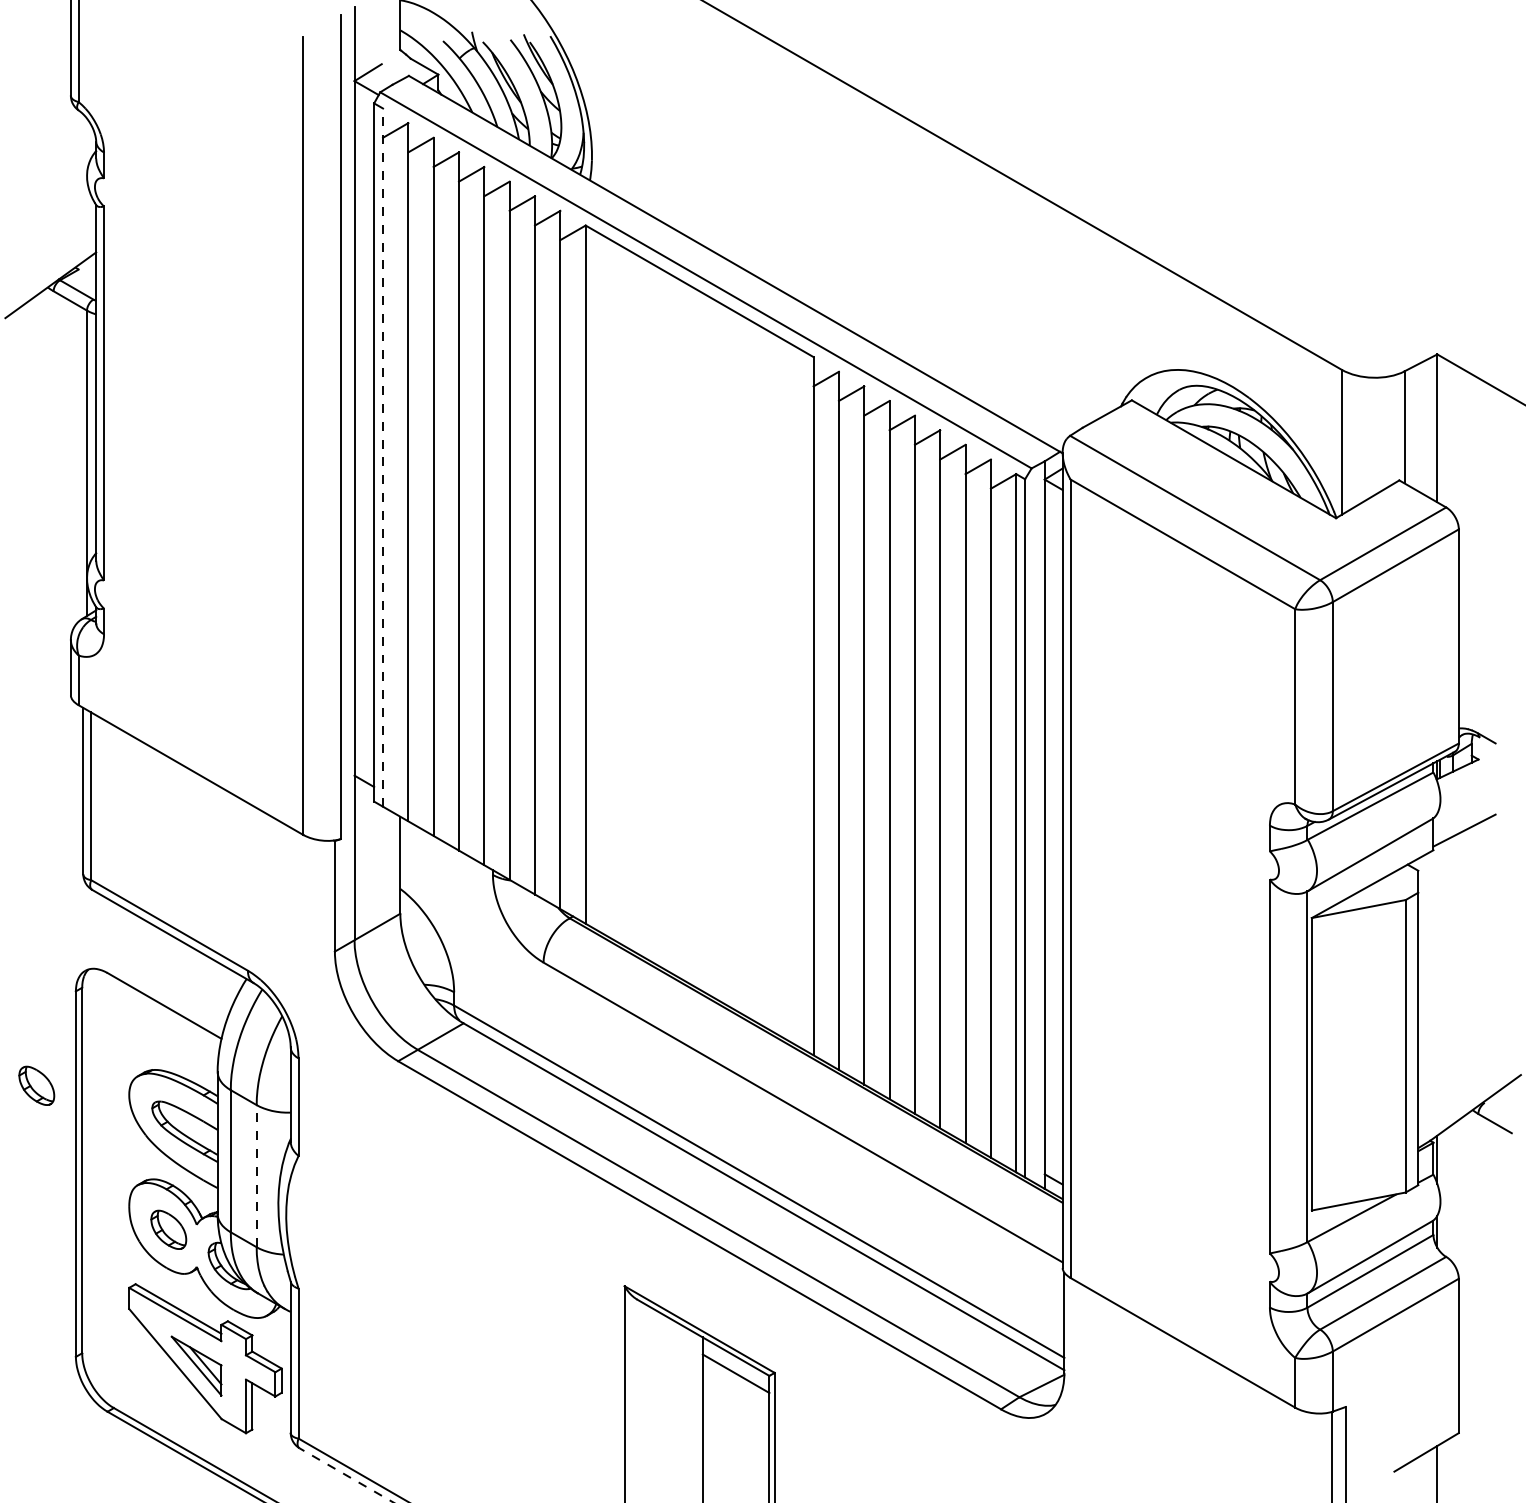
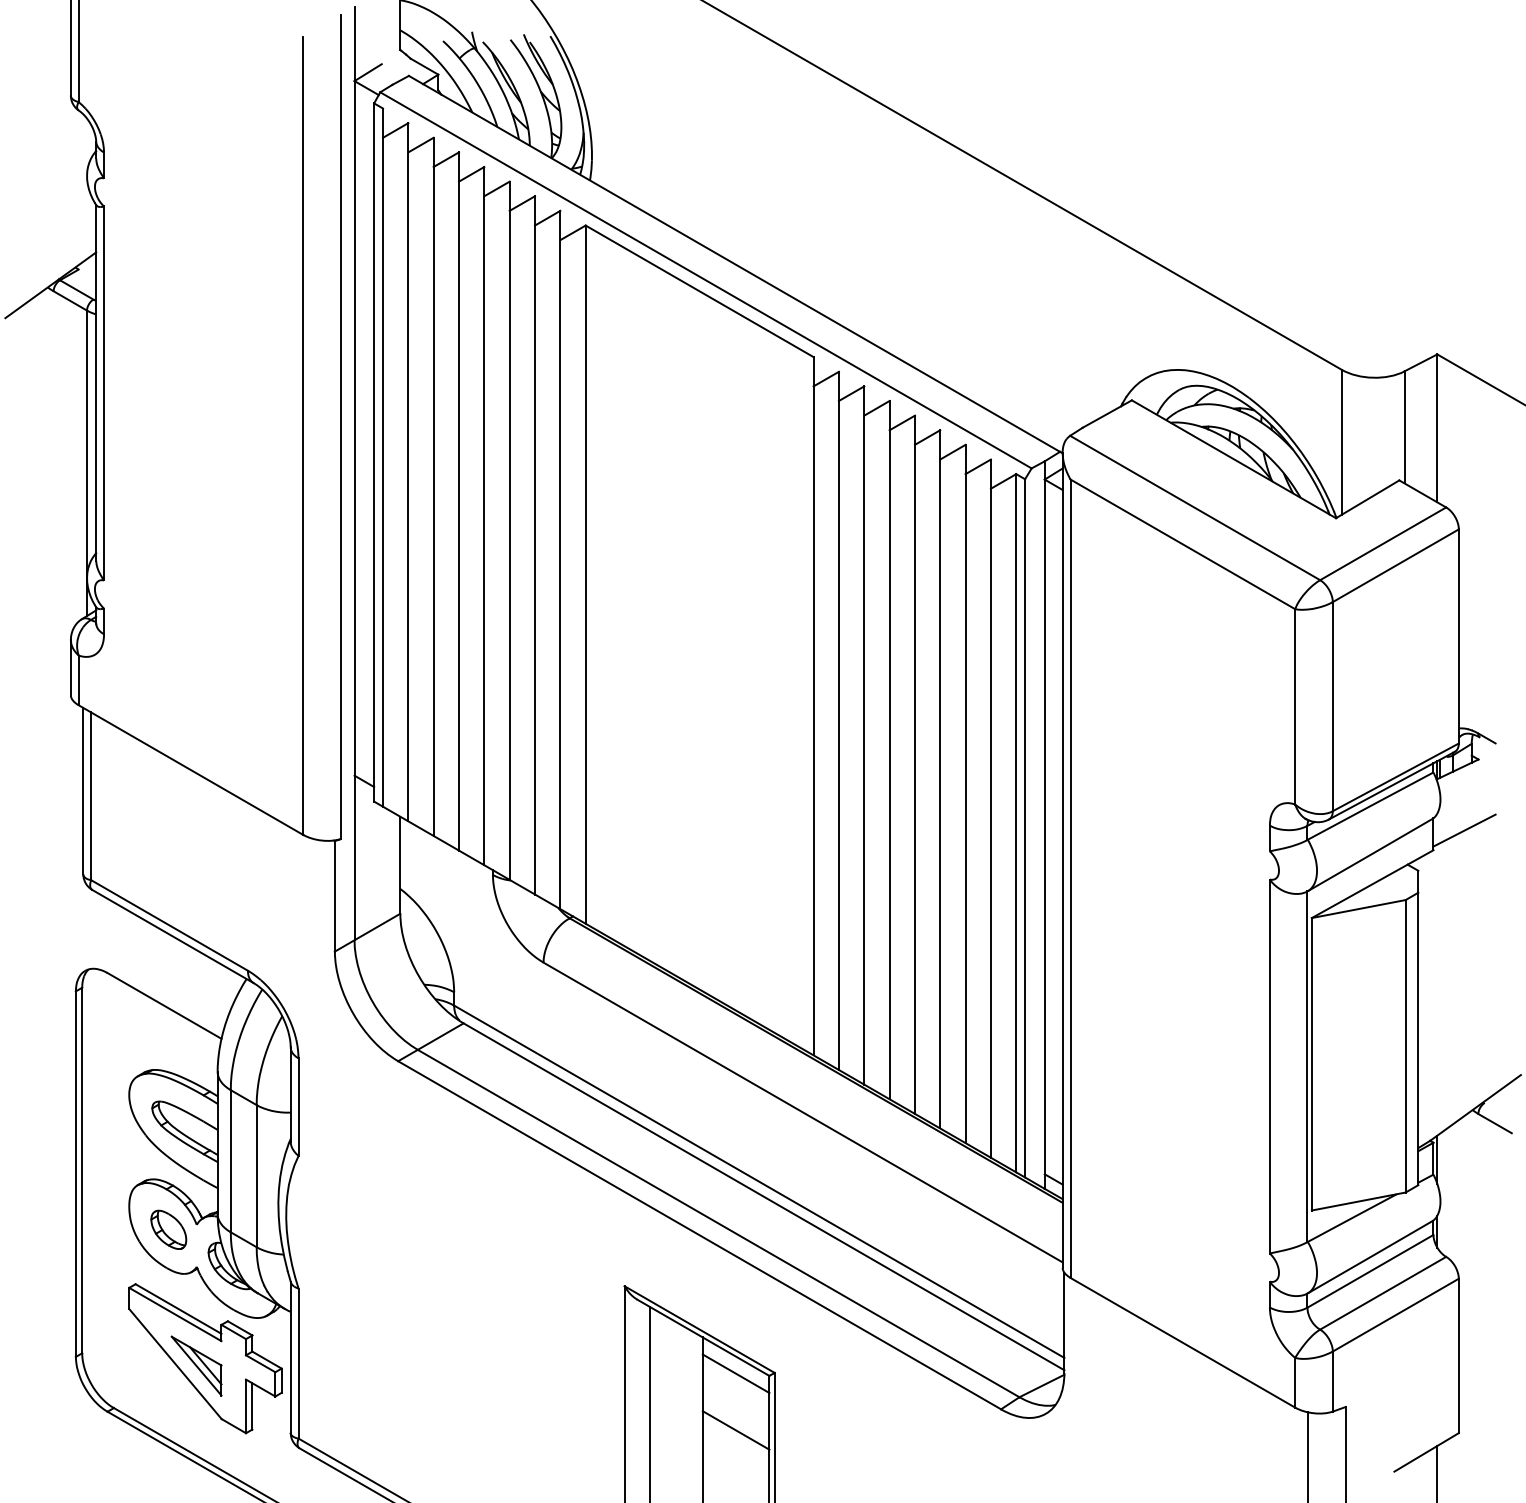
line: dashed -> solid (383, 457)
part: present -> none (36, 1085)
line: dashed -> solid (256, 1175)
line: none -> present (650, 1403)
line: none -> present (735, 1430)
line position: (1332, 1455) -> (1308, 1455) (1308, 1455)
line: dashed -> solid (346, 1475)
